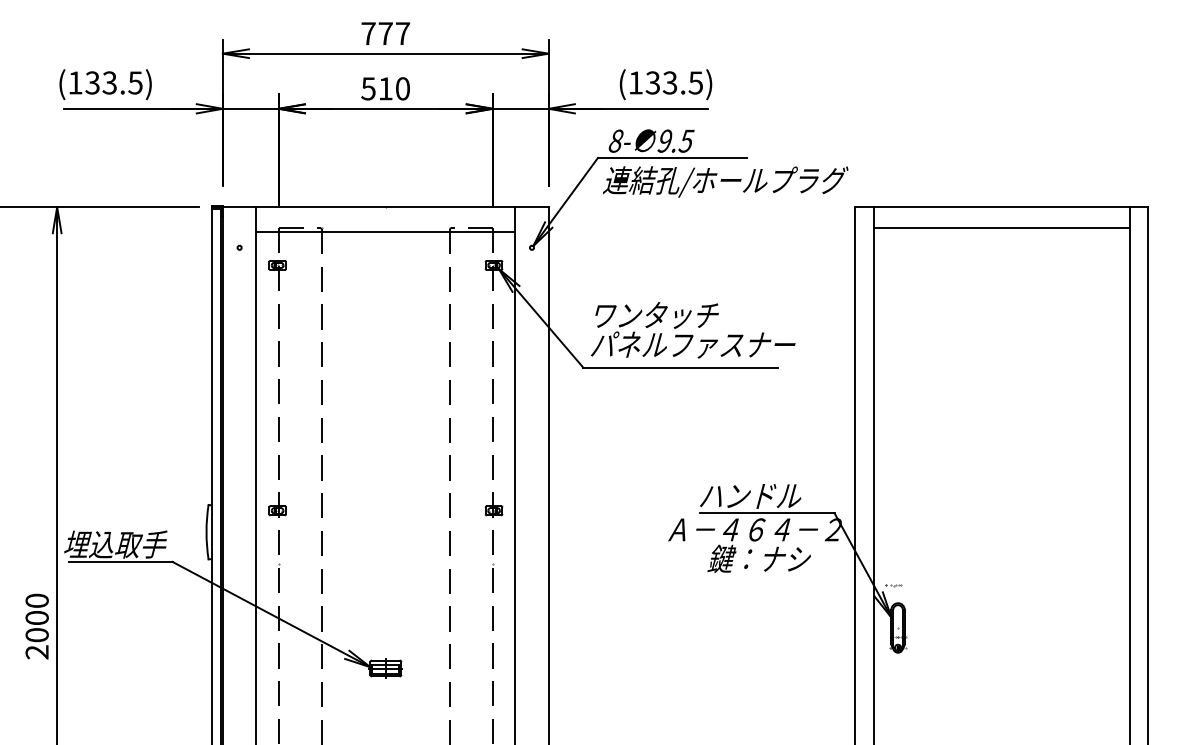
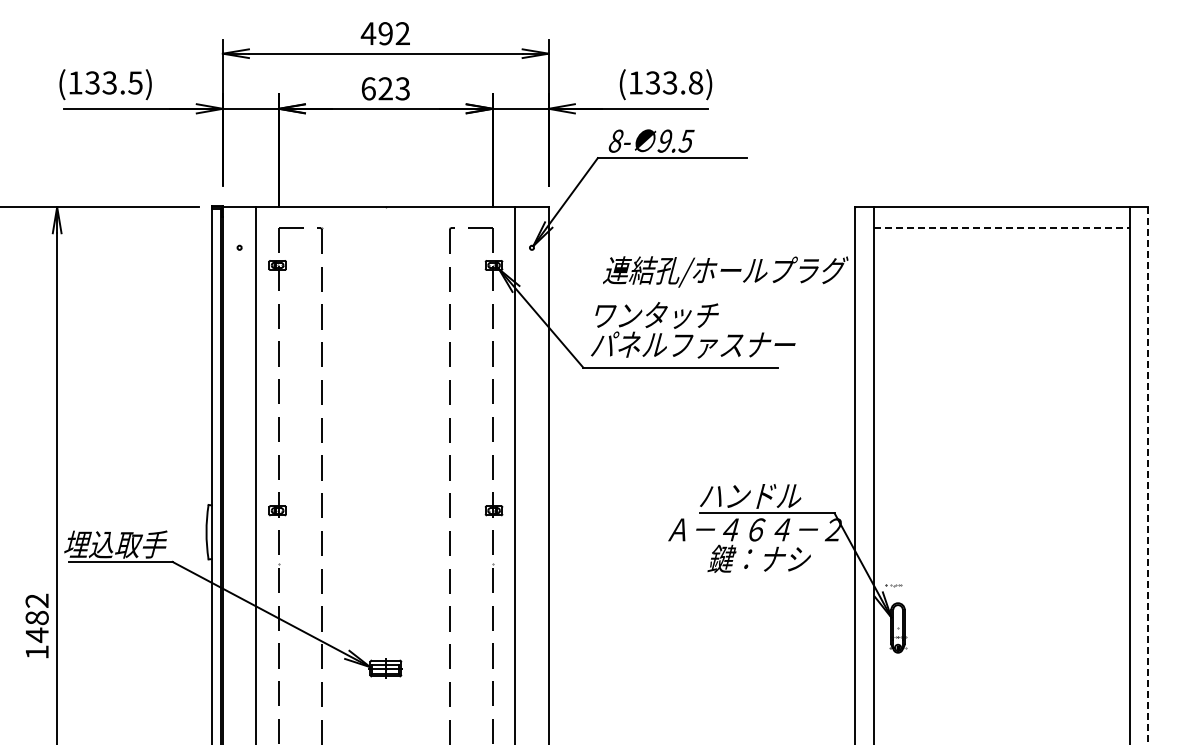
text: 777 -> 492 (385, 33)
text: (133.5) -> (133.8) (695, 82)
text: 510 -> 623 (385, 88)
text position: (725, 181) -> (725, 271) (725, 271)
line: solid -> dashed (1001, 228)
line: present -> none (385, 232)
line: solid -> dashed (1148, 476)
text: 2000 -> 1482 (36, 626)
